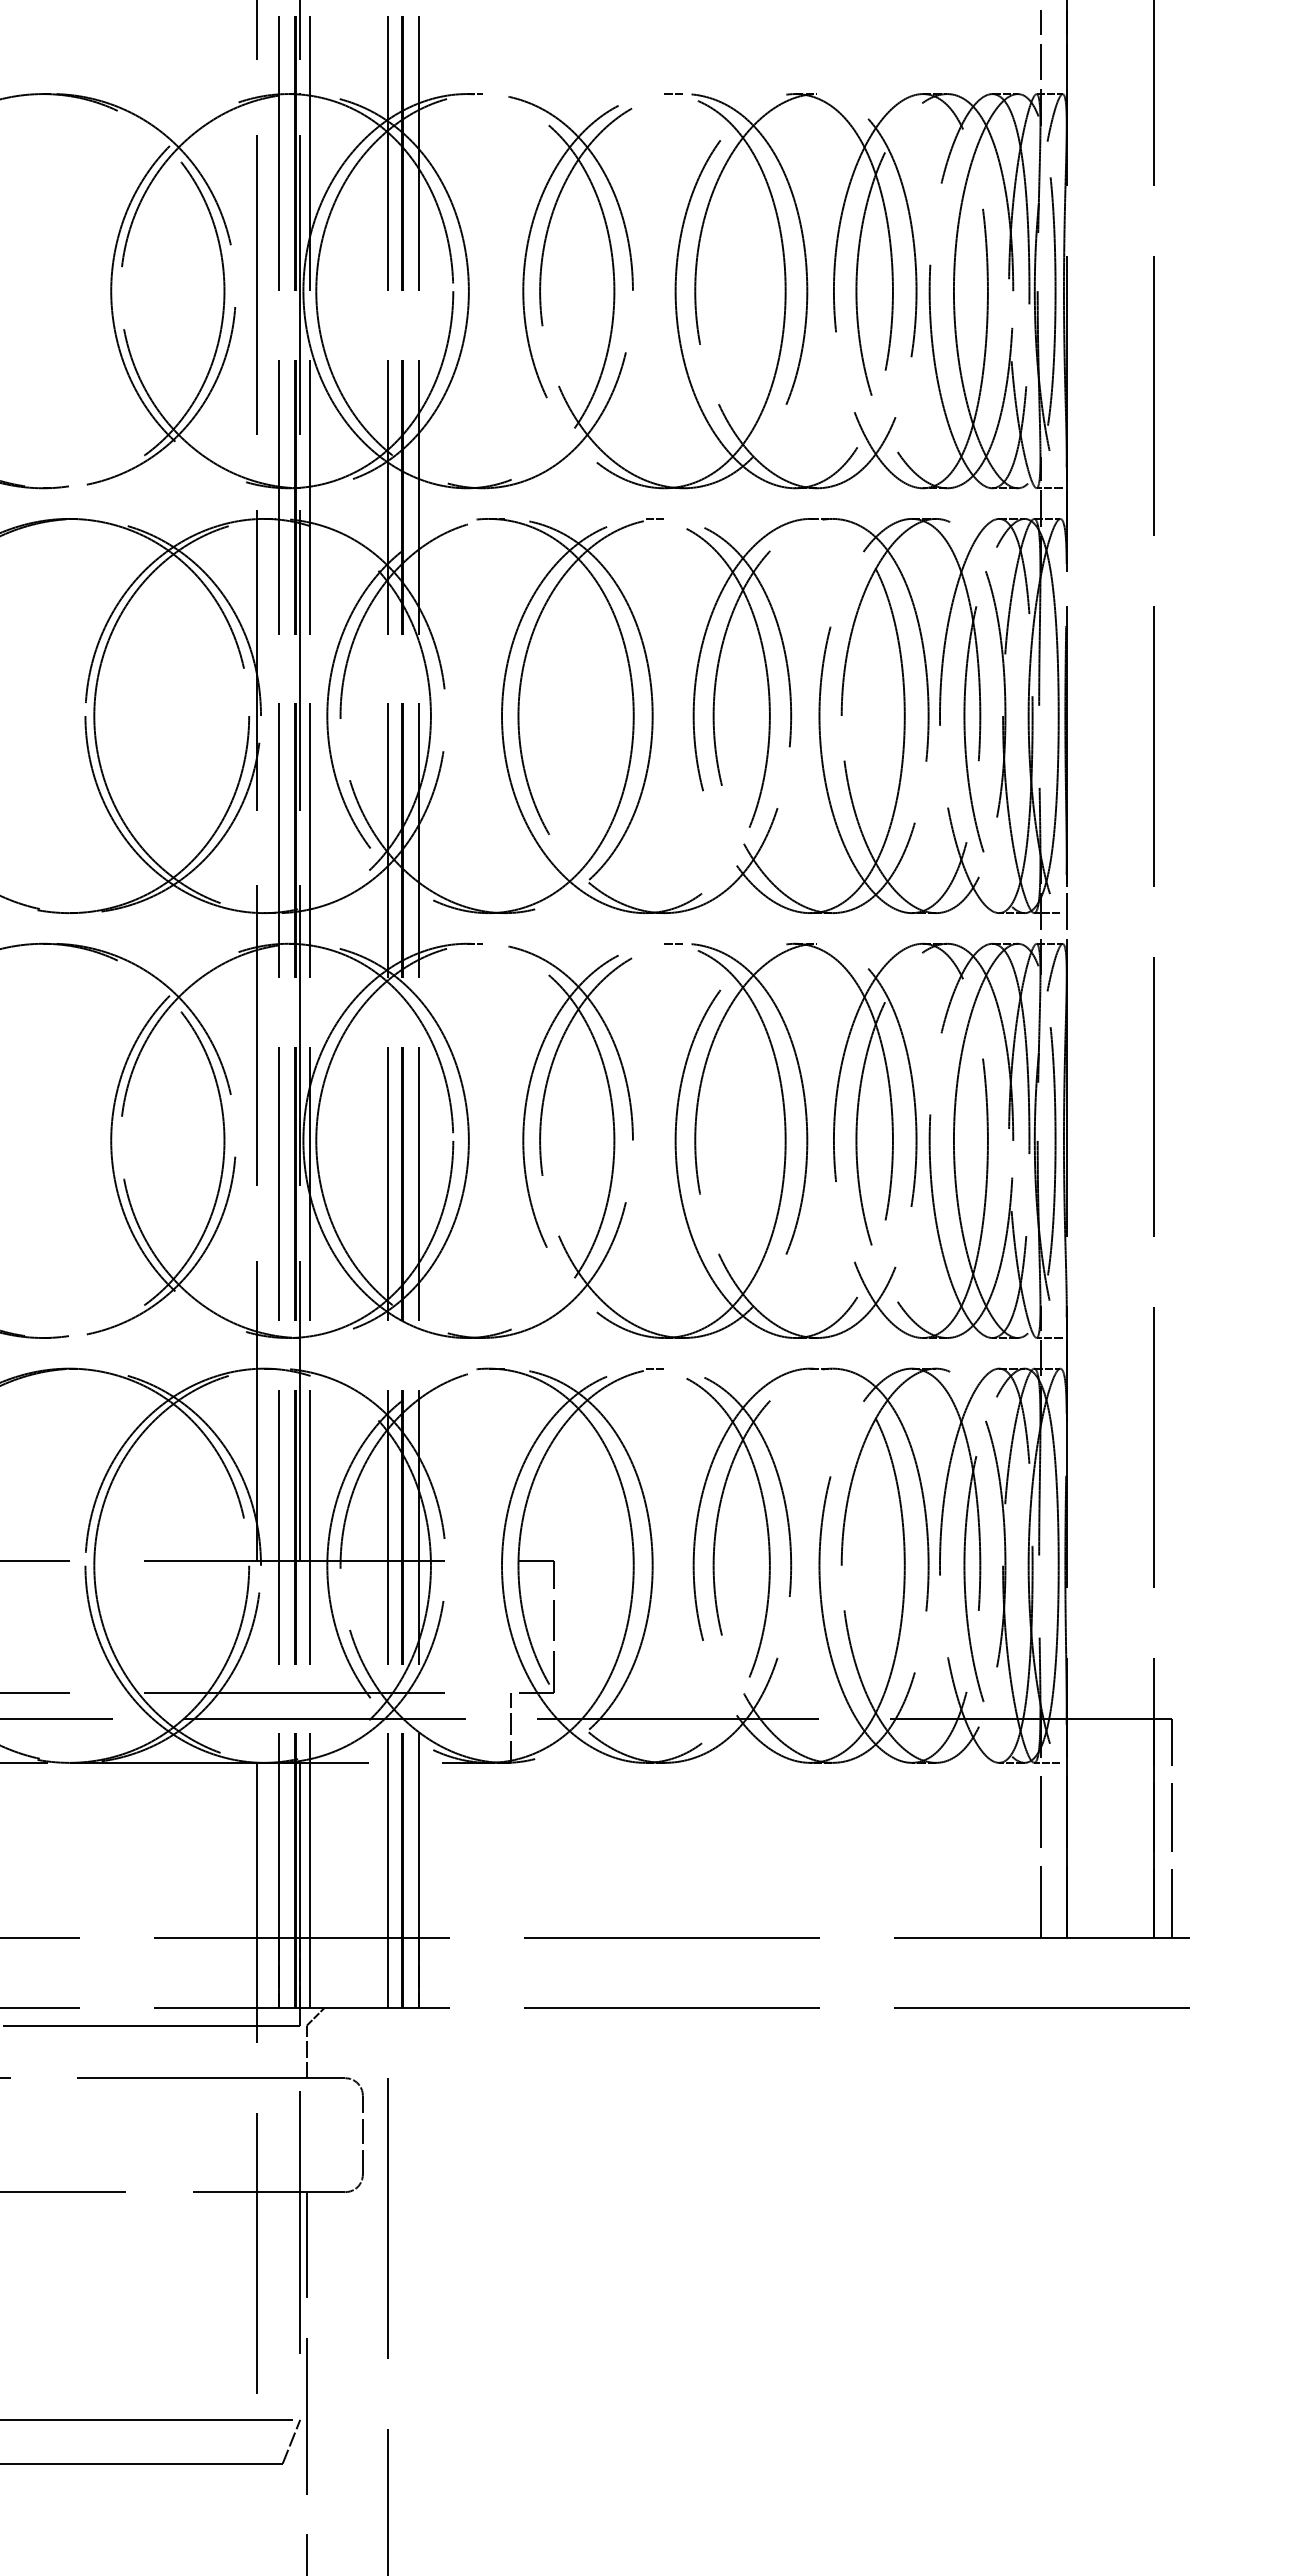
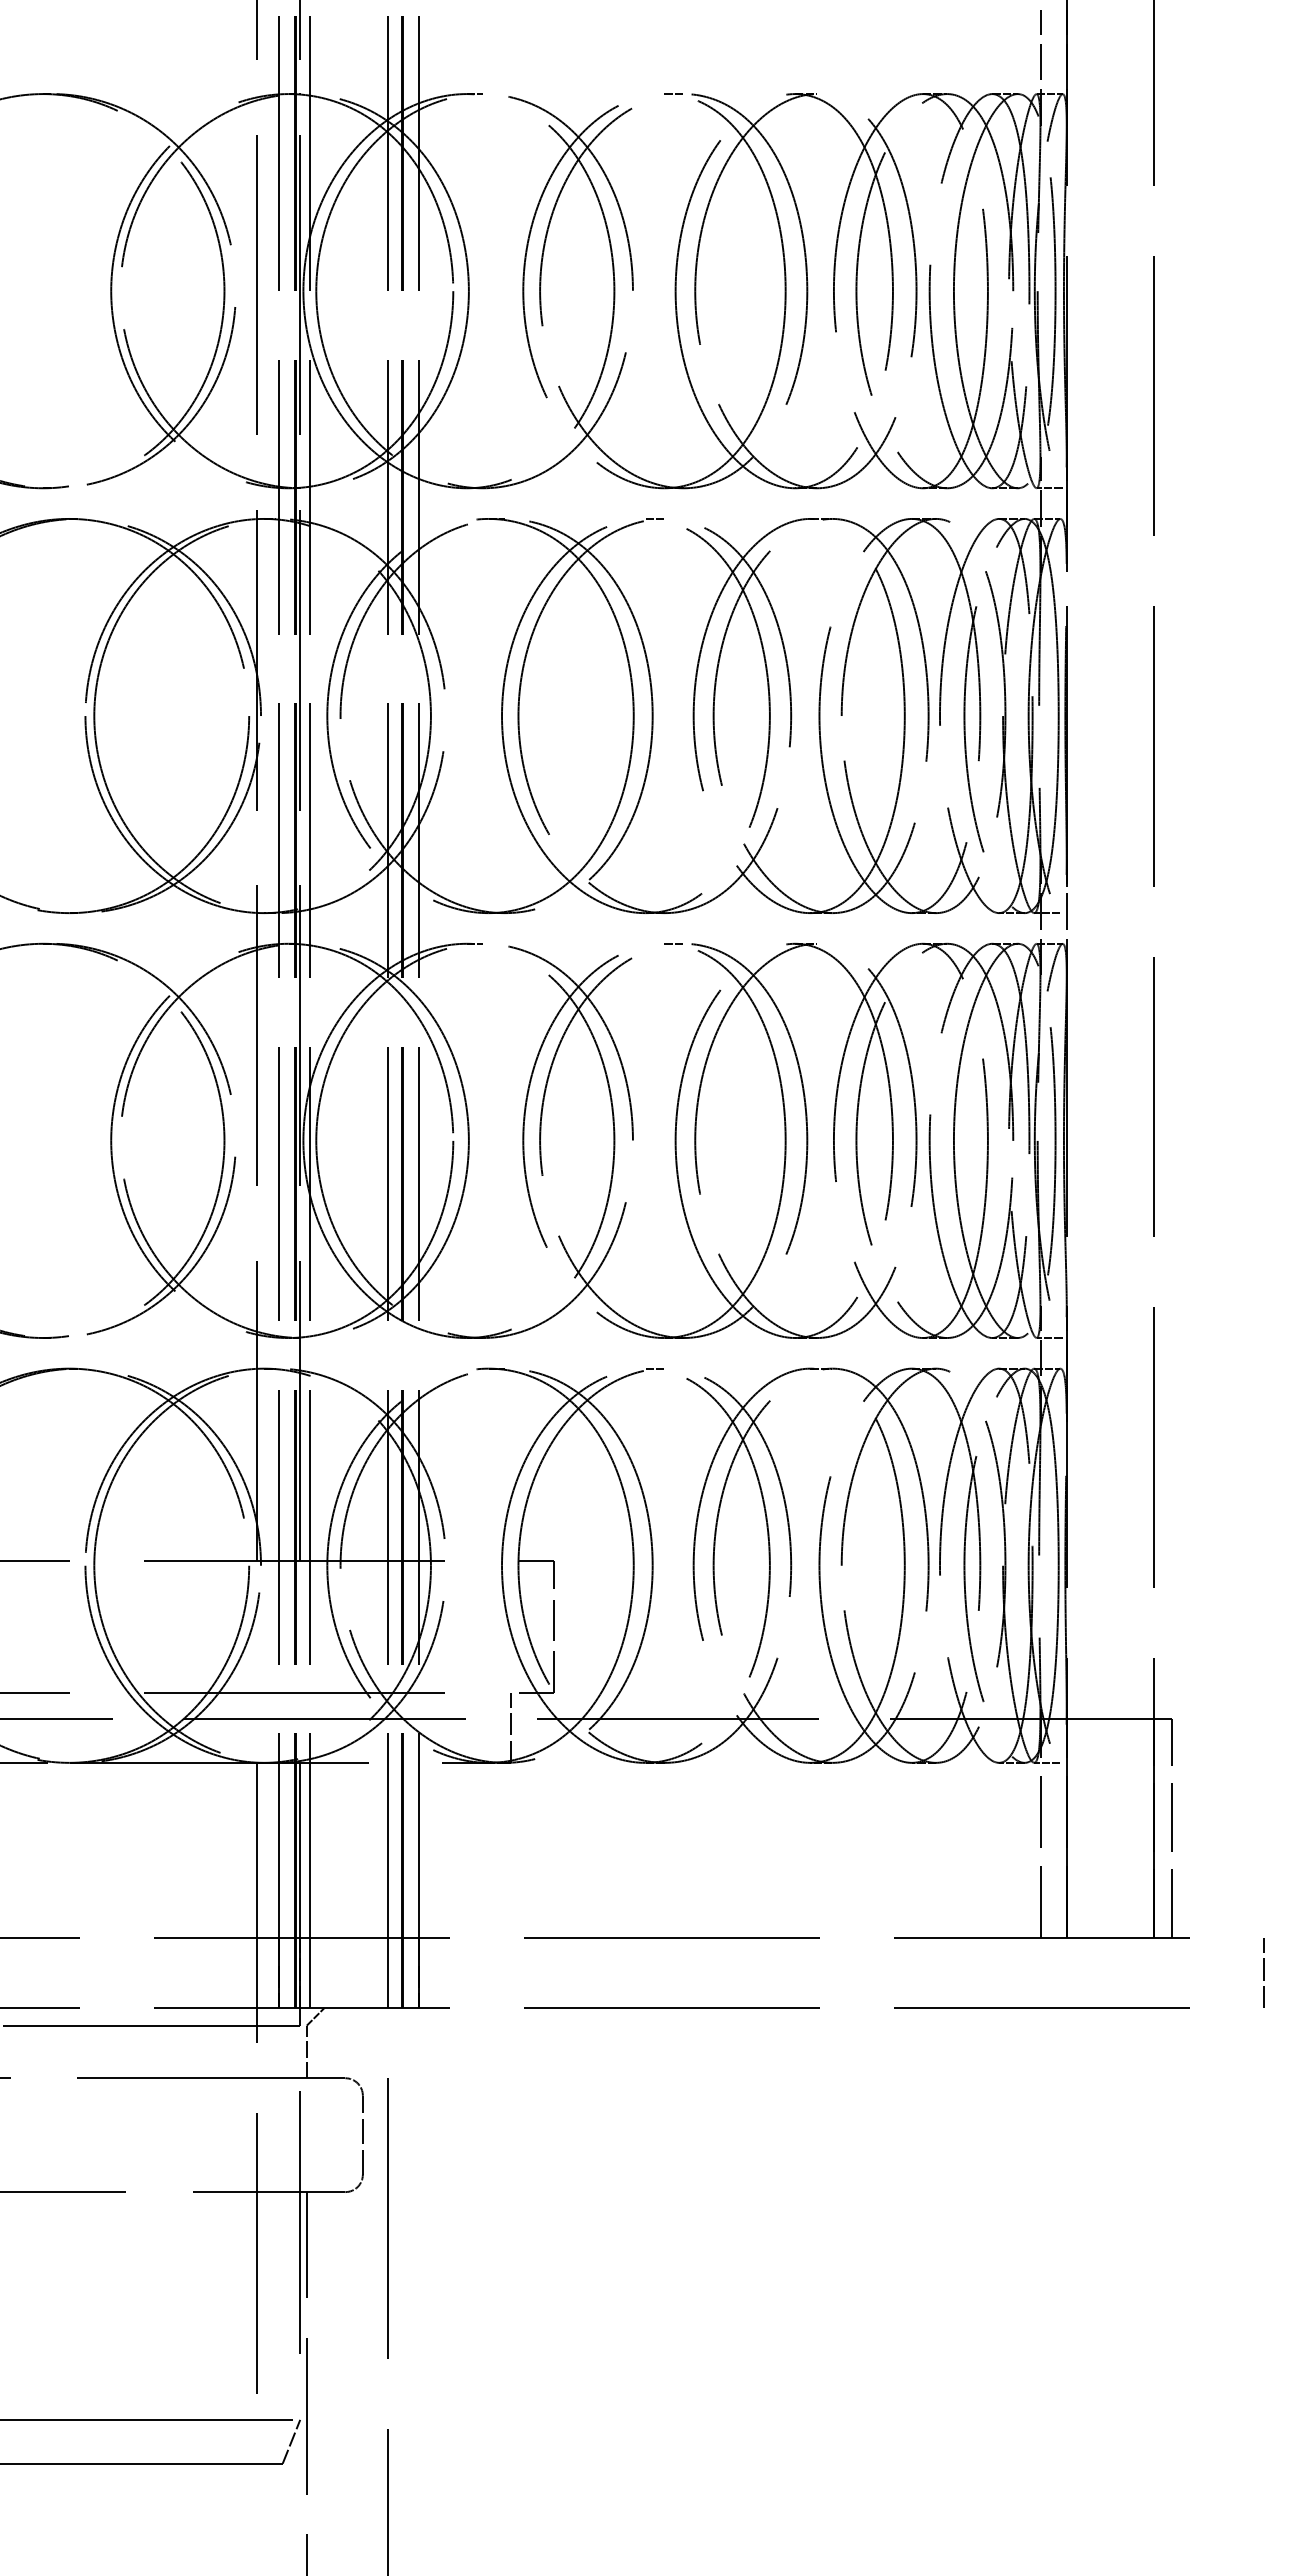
line: none -> present (1263, 1973)
